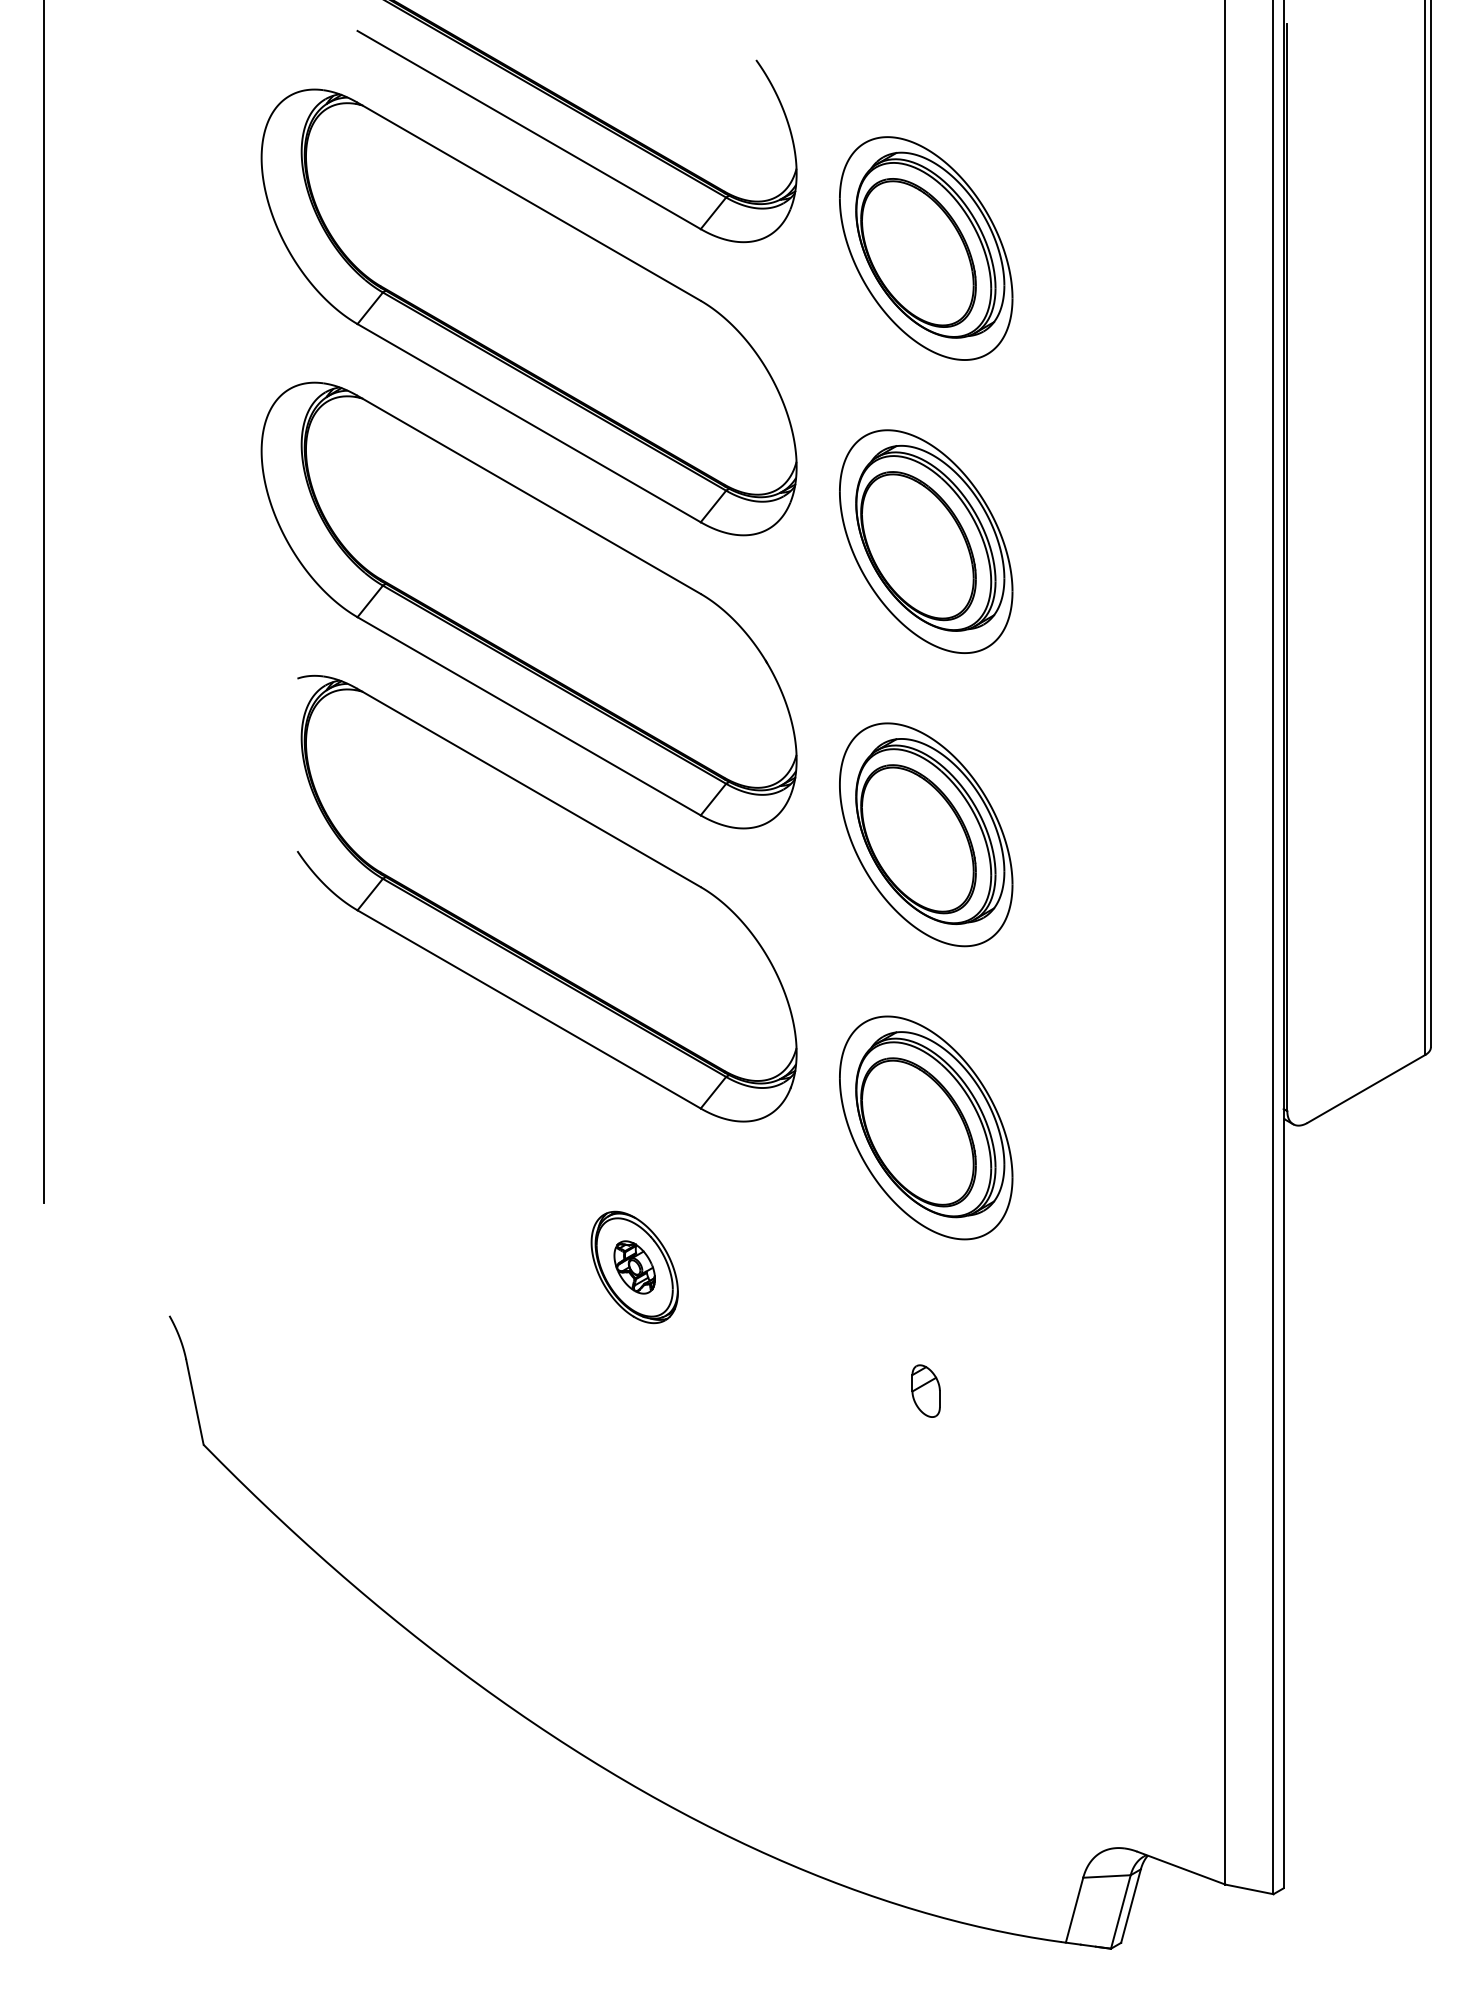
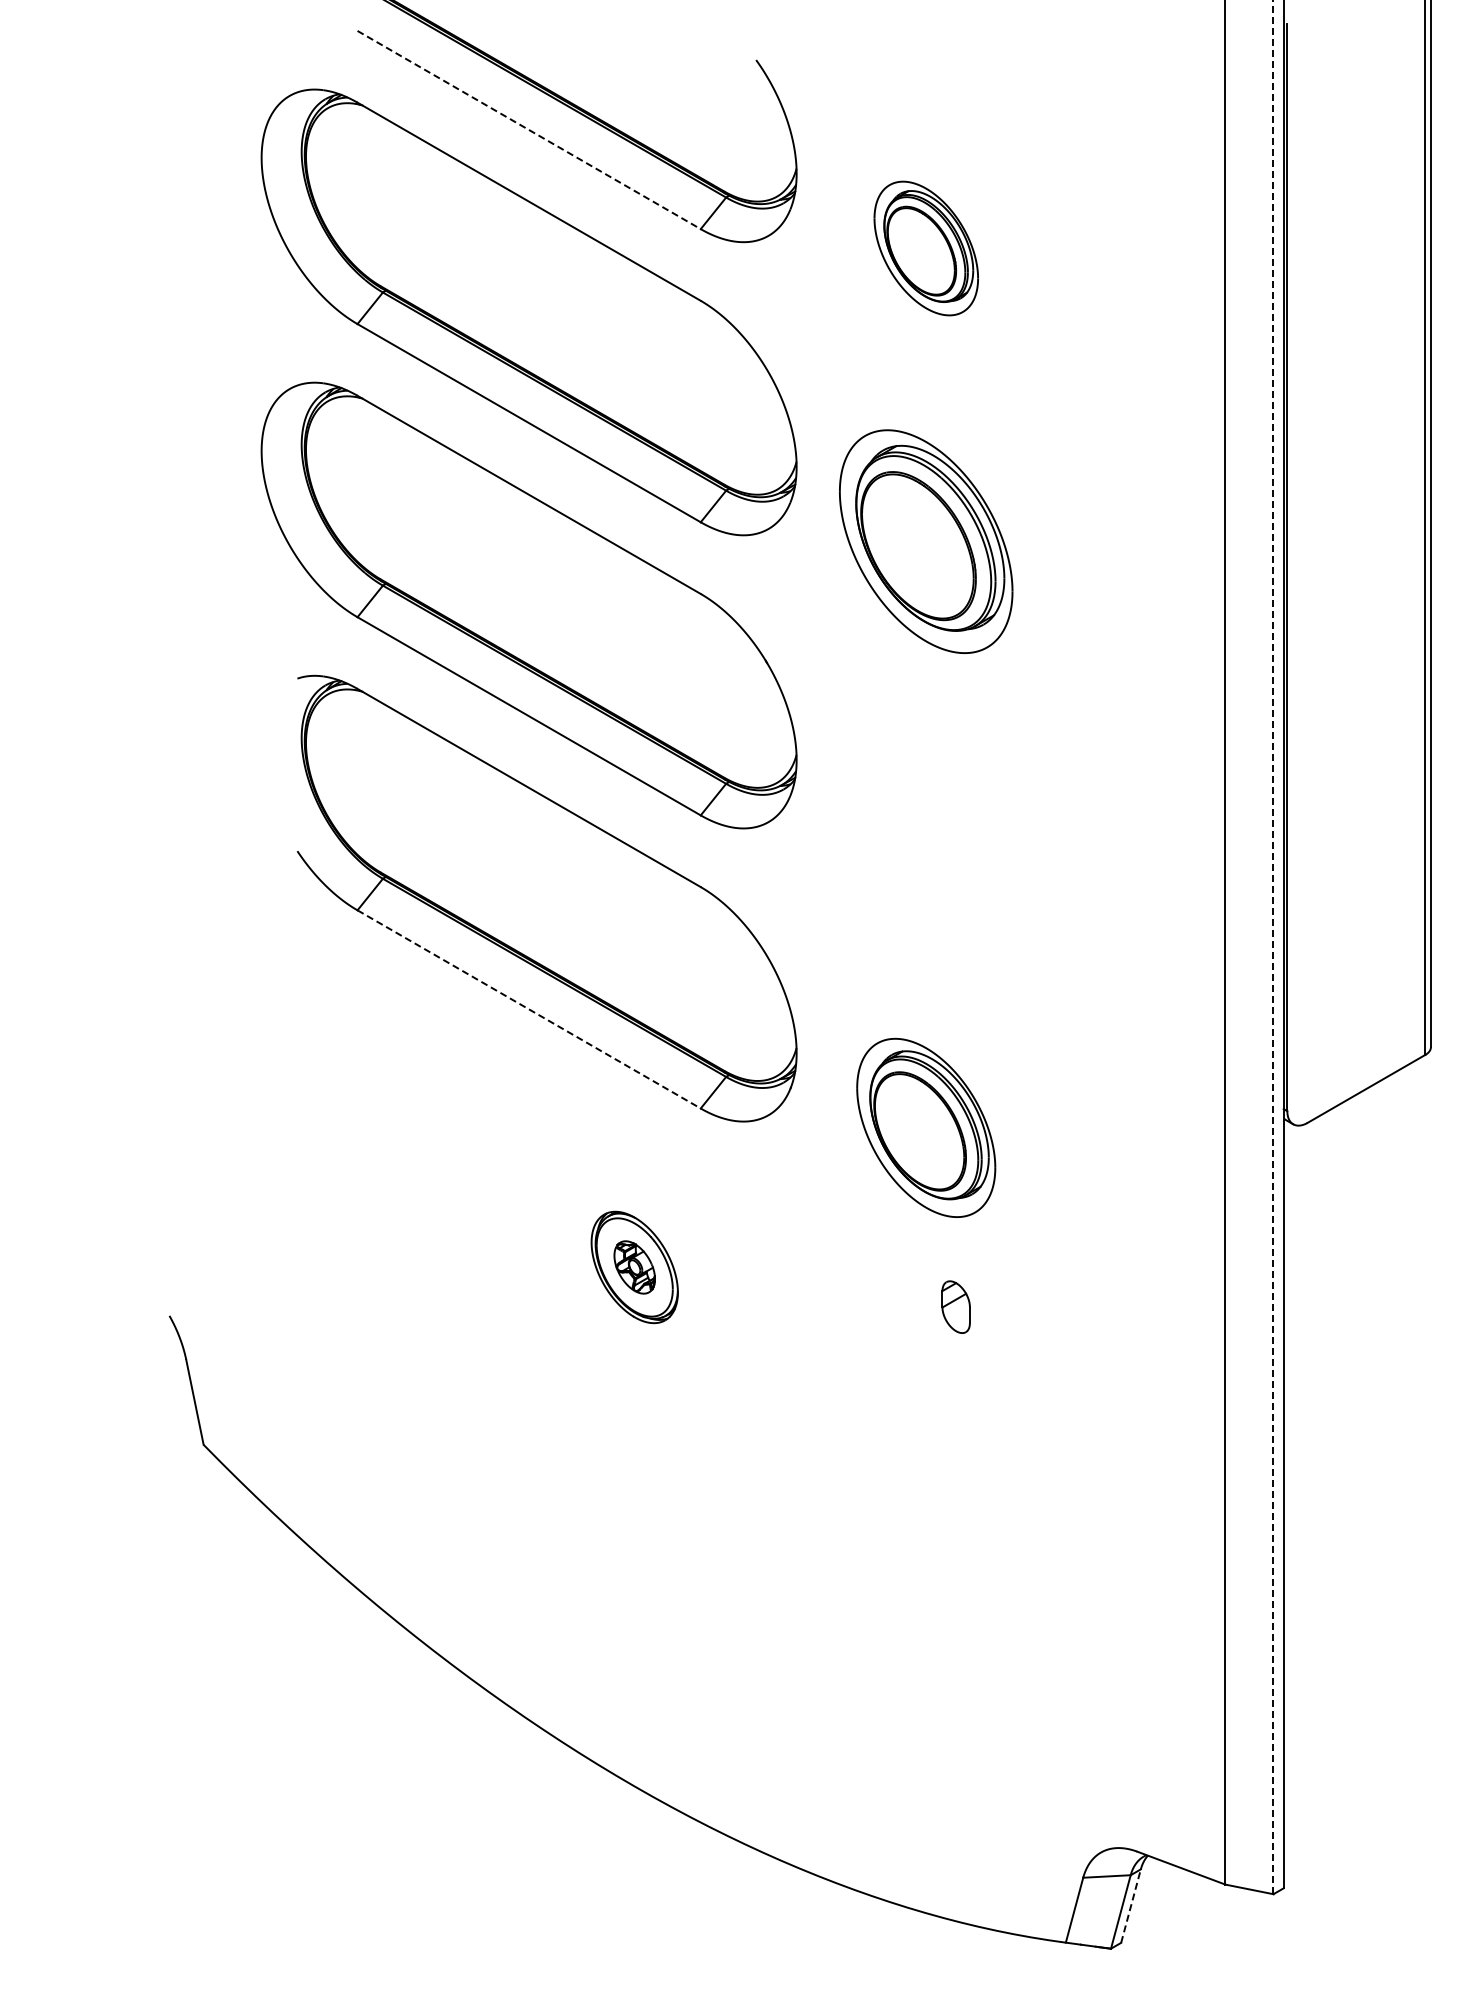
line: solid -> dashed (529, 130)
part size: 175x225 px -> 106x137 px (925, 248)
line: present -> none (44, 602)
part: present -> none (926, 834)
line: solid -> dashed (1273, 947)
line: solid -> dashed (529, 1009)
part size: 175x226 px -> 141x181 px (926, 1127)
part position: (925, 1390) -> (955, 1306) (955, 1306)
line: solid -> dashed (1131, 1905)
